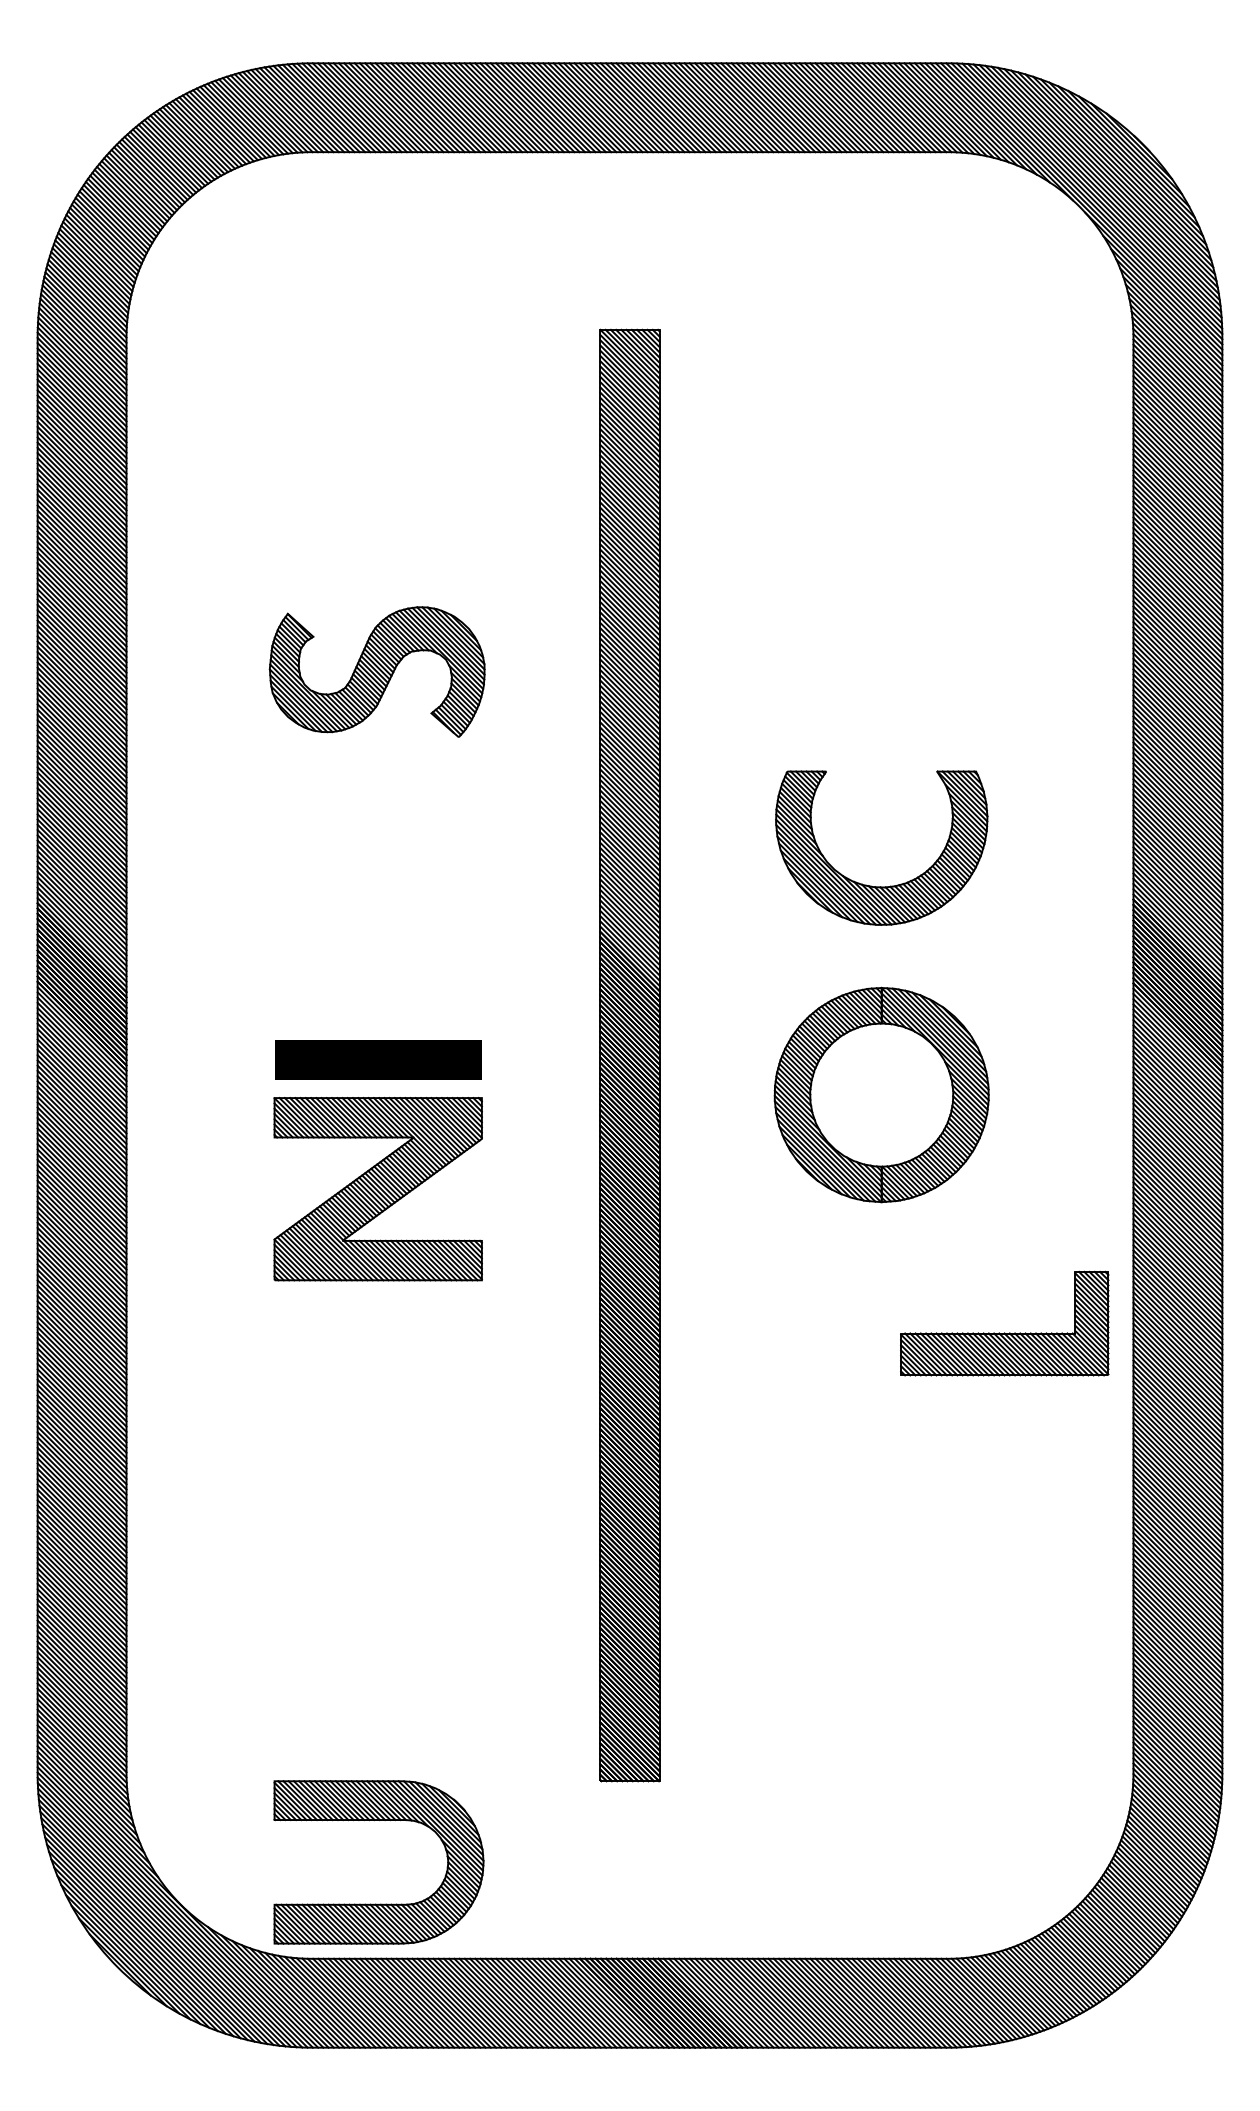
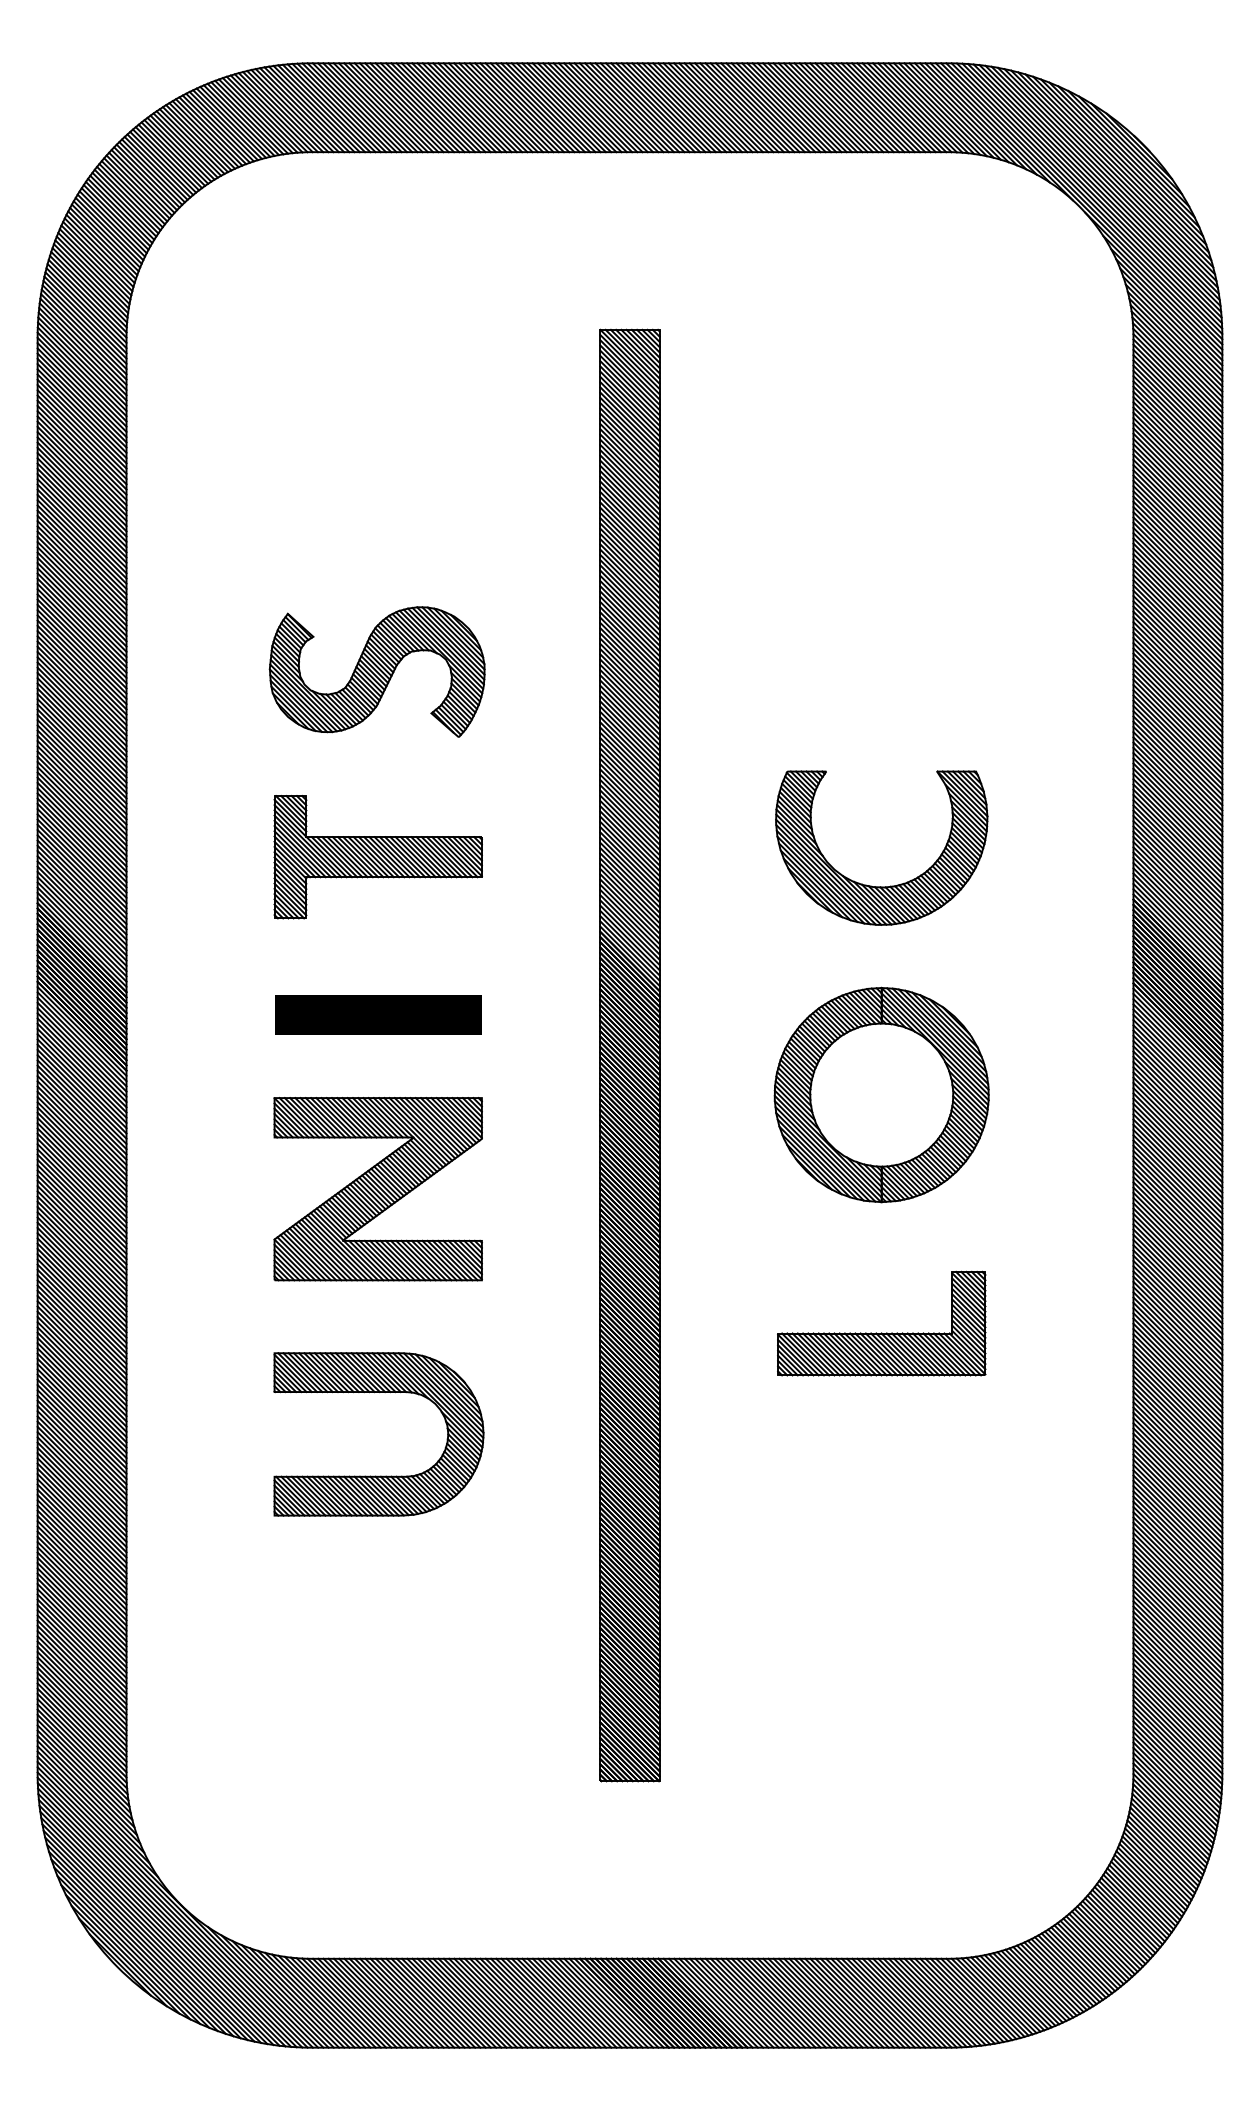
part: none -> present (377, 857)
part position: (378, 1059) -> (378, 1014) (378, 1014)
part position: (1004, 1332) -> (881, 1332) (881, 1332)
part position: (378, 1903) -> (378, 1475) (378, 1475)
